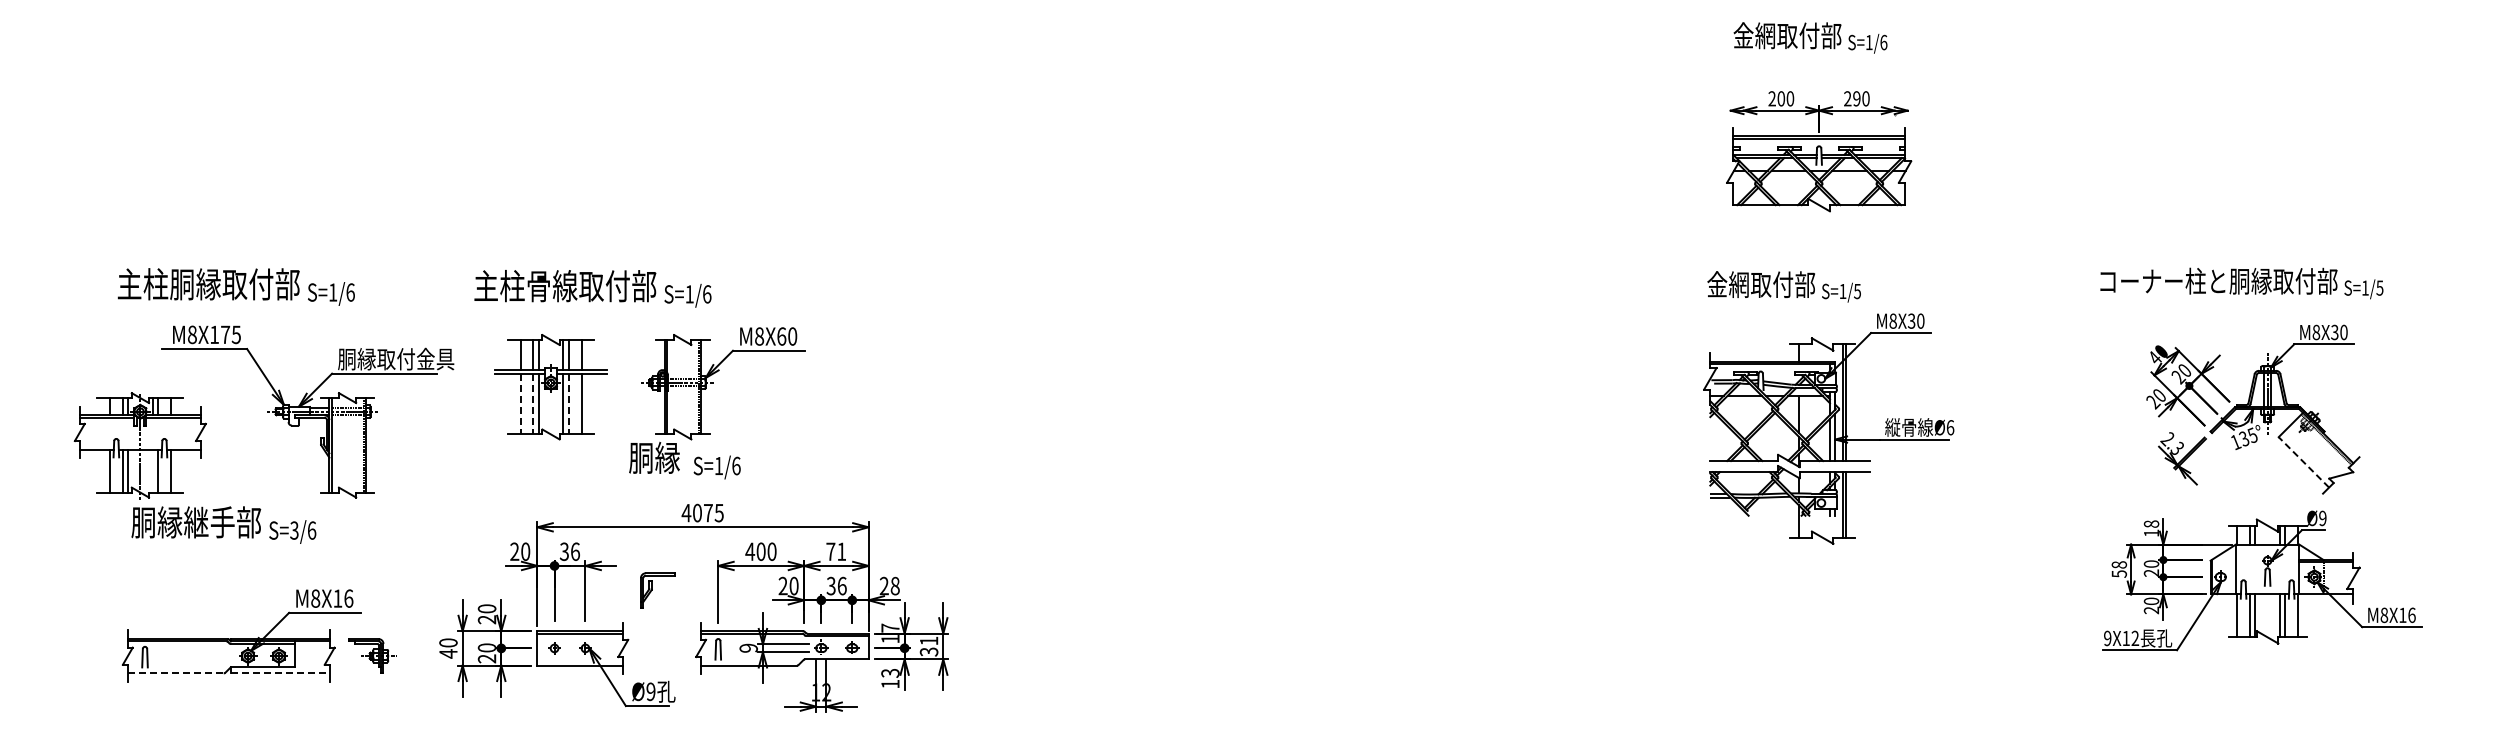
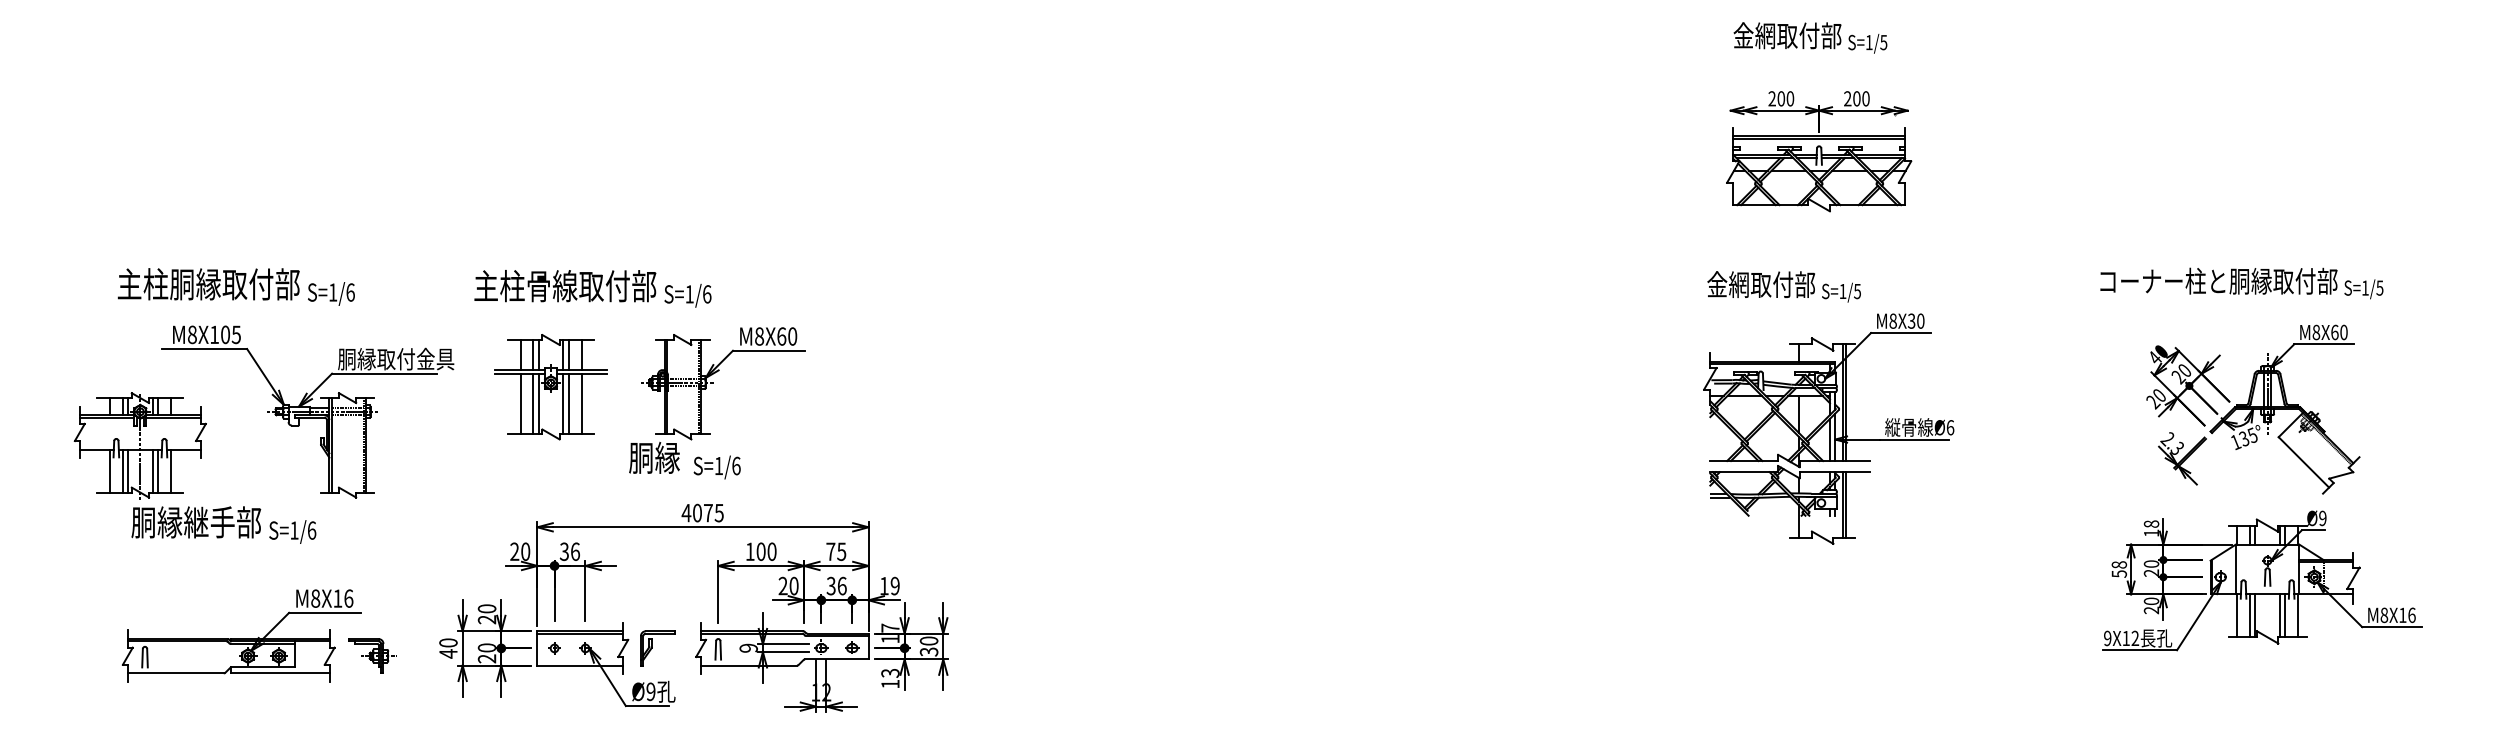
text: S=1/6 -> S=1/5 (1883, 42)
text: 290 -> 200 (1856, 98)
text: M8X30 -> M8X60 (2334, 332)
text: M8X175 -> M8X105 (225, 334)
line: dashed -> solid (520, 404)
line: dashed -> solid (533, 404)
line: dashed -> solid (568, 404)
line: dashed -> solid (2303, 462)
line: none -> present (152, 470)
text: S=3/6 -> S=1/6 (294, 530)
text: 400 -> 100 (750, 551)
text: 71 -> 75 (841, 551)
text: 28 -> 19 (889, 585)
part position: (657, 590) -> (657, 648) (657, 648)
text: 31 -> 30 (928, 640)
line: dashed -> solid (175, 673)
line: dashed -> solid (280, 673)
